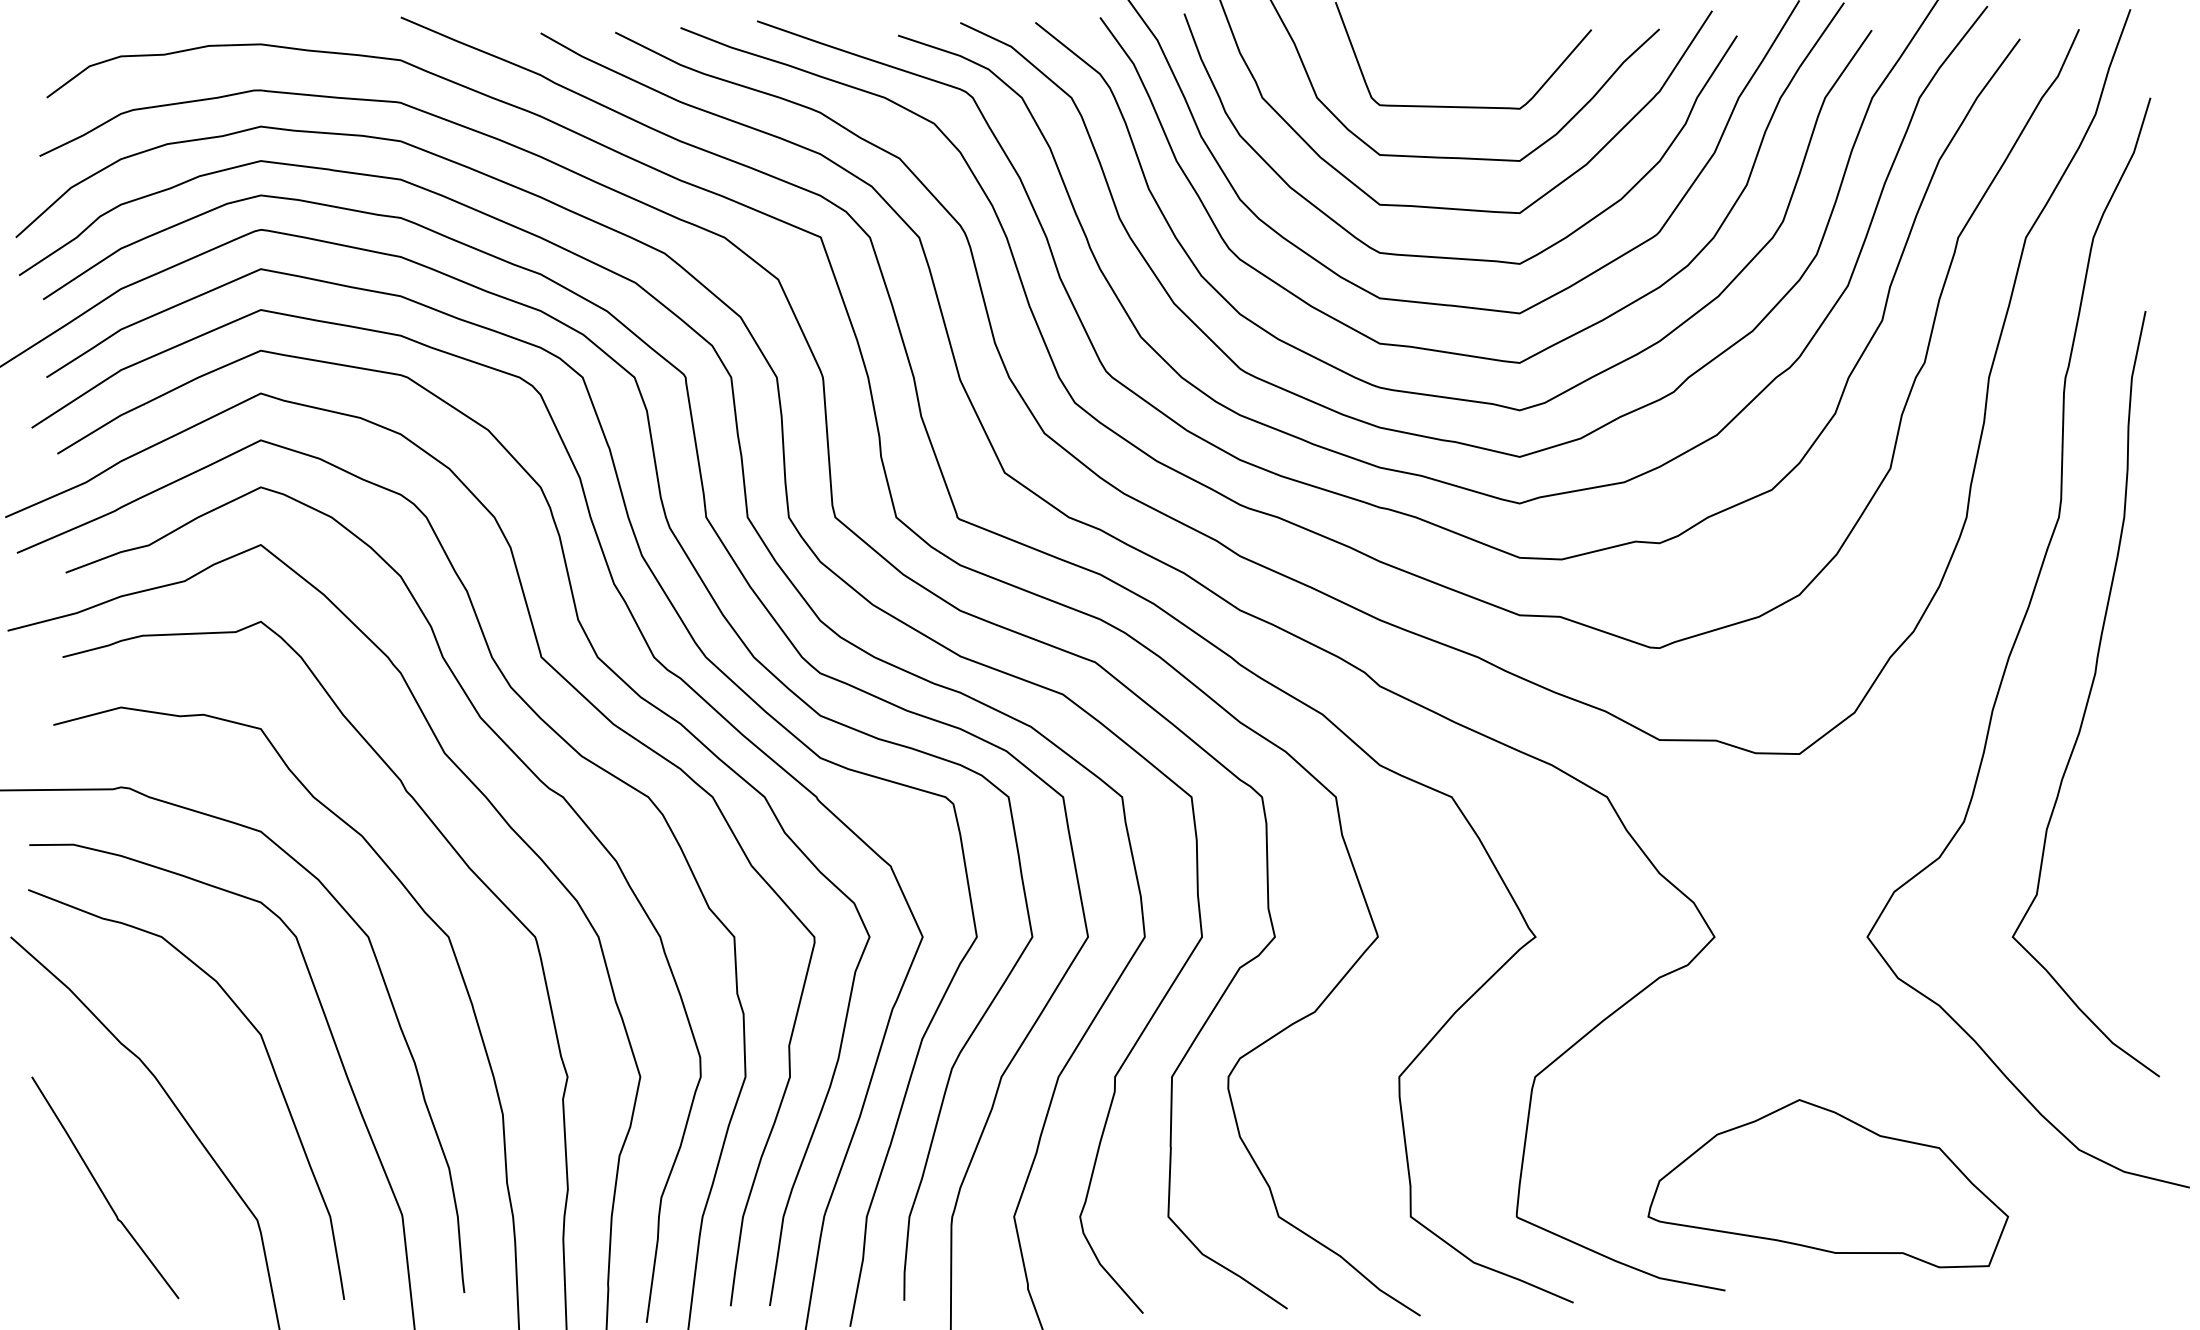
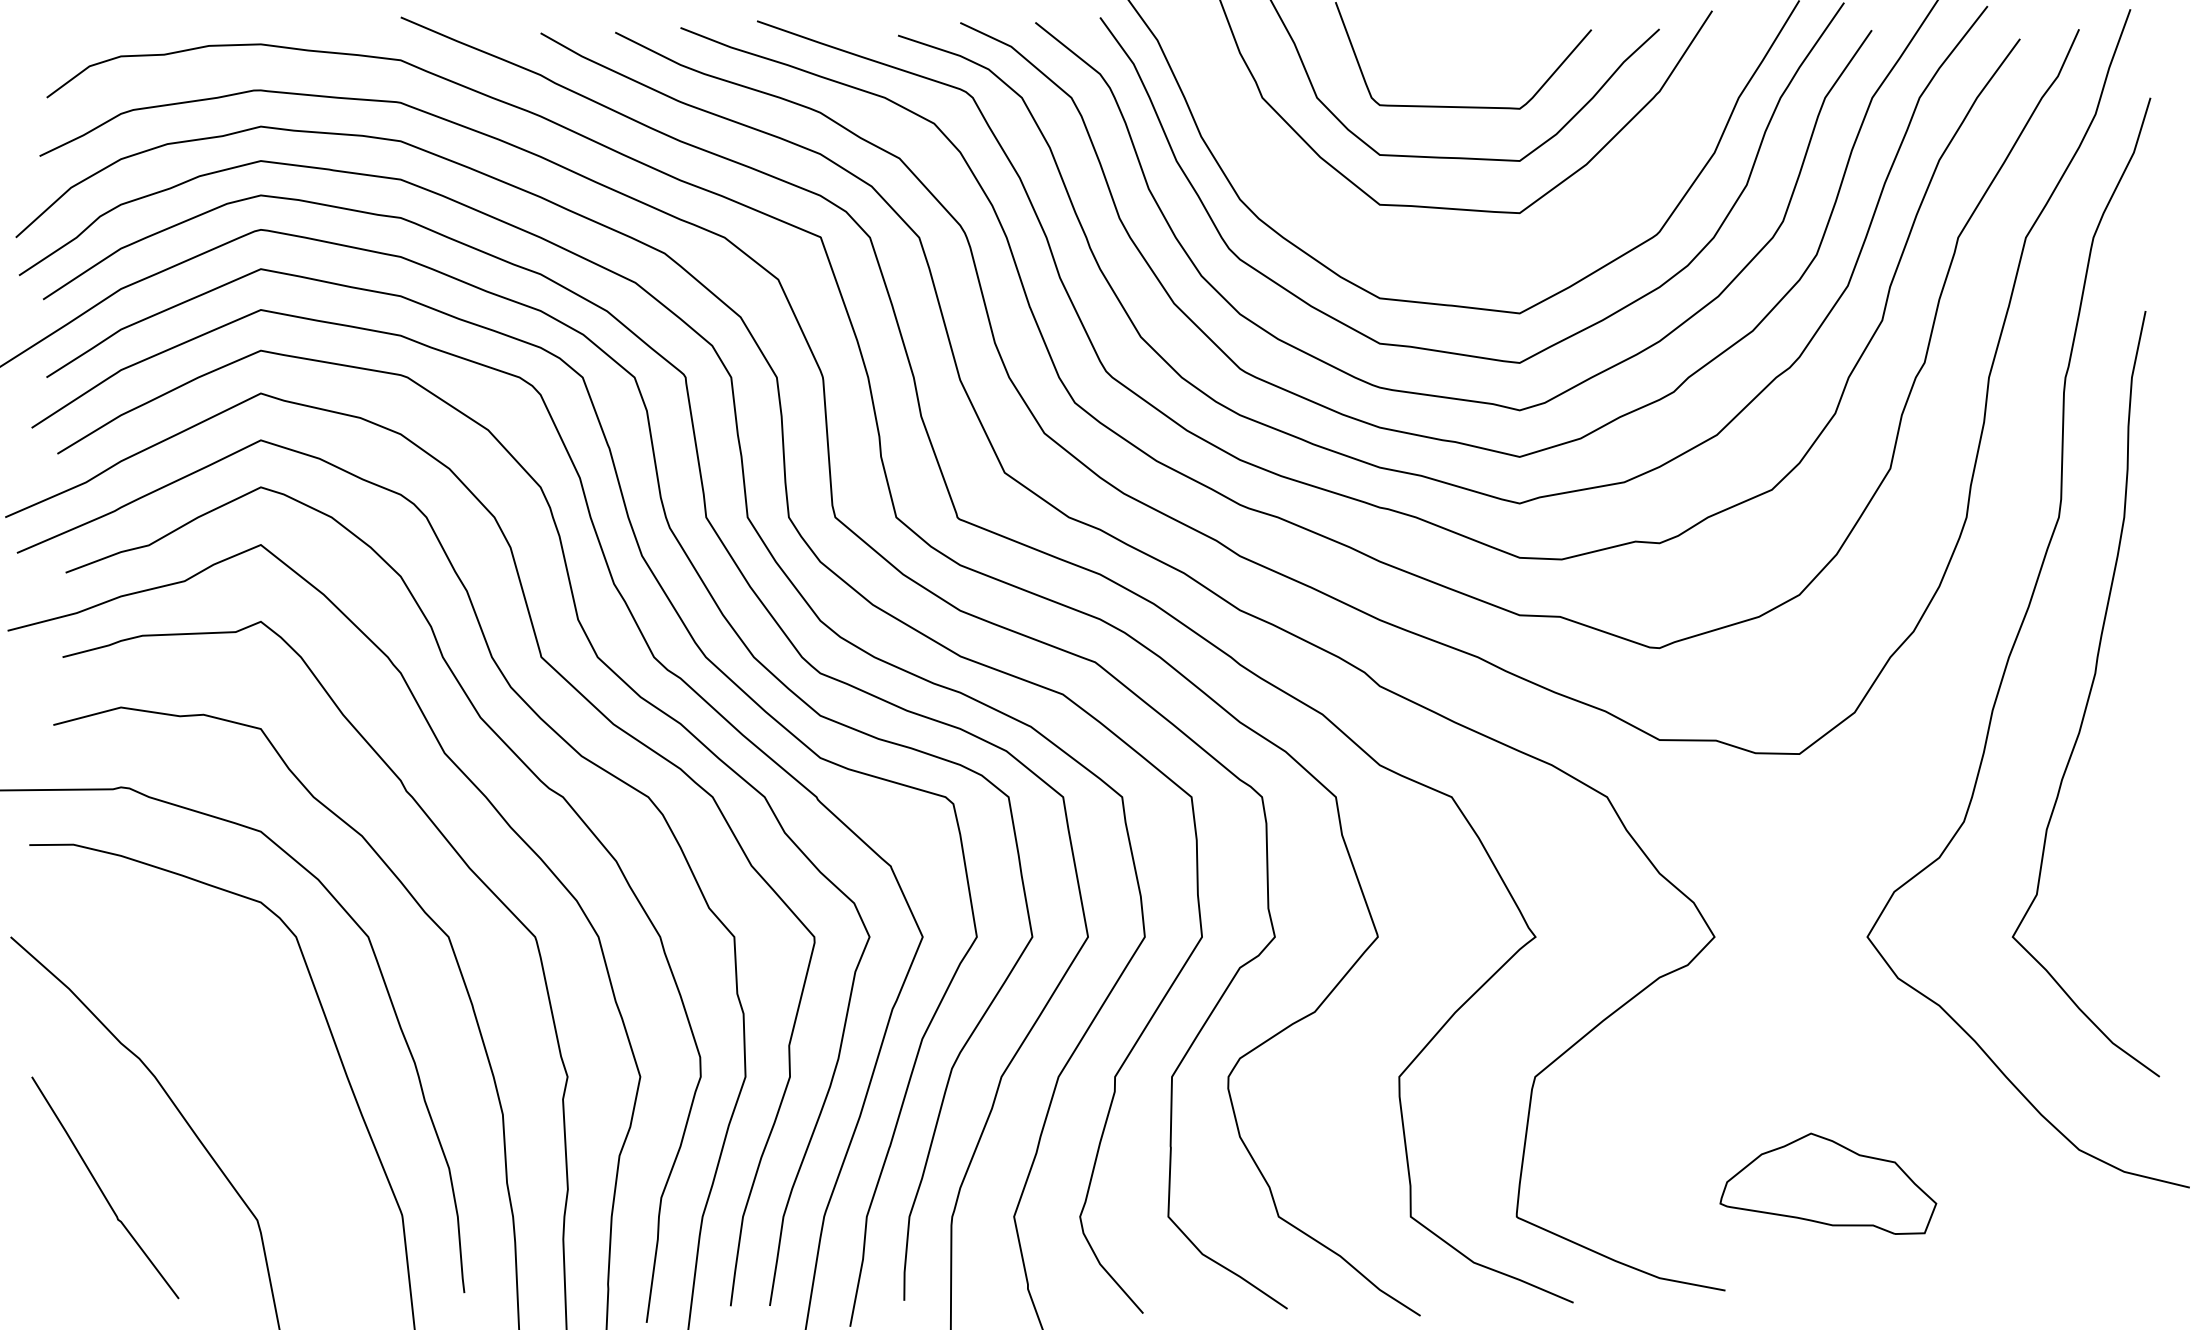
curve: present -> none (1458, 257)
curve: present -> none (269, 1061)
part size: 363x170 px -> 219x103 px (1828, 1183)
